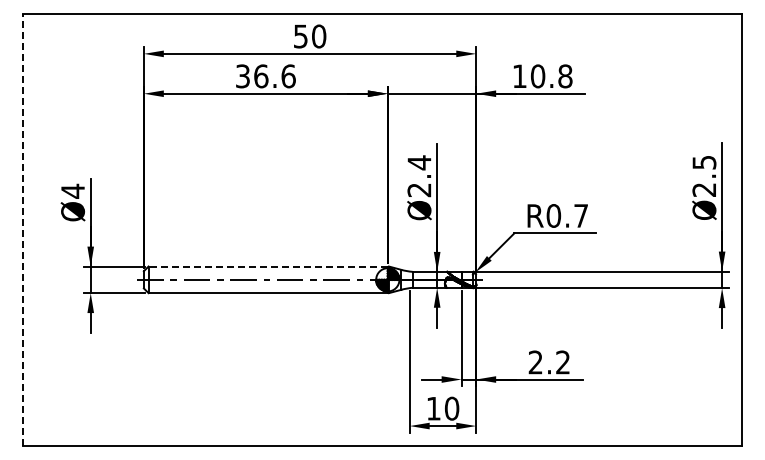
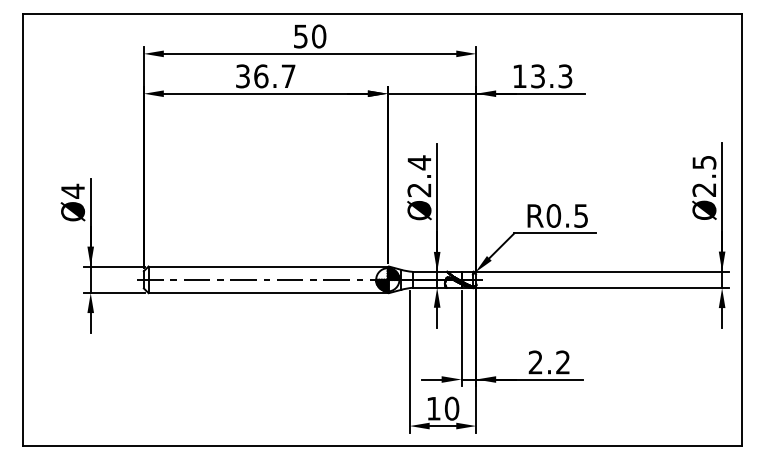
text: 36.6 -> 36.7 (288, 76)
text: 10.8 -> 13.3 (551, 76)
text: R0.7 -> R0.5 (580, 215)
line: dashed -> solid (22, 230)
line: dashed -> solid (268, 266)
